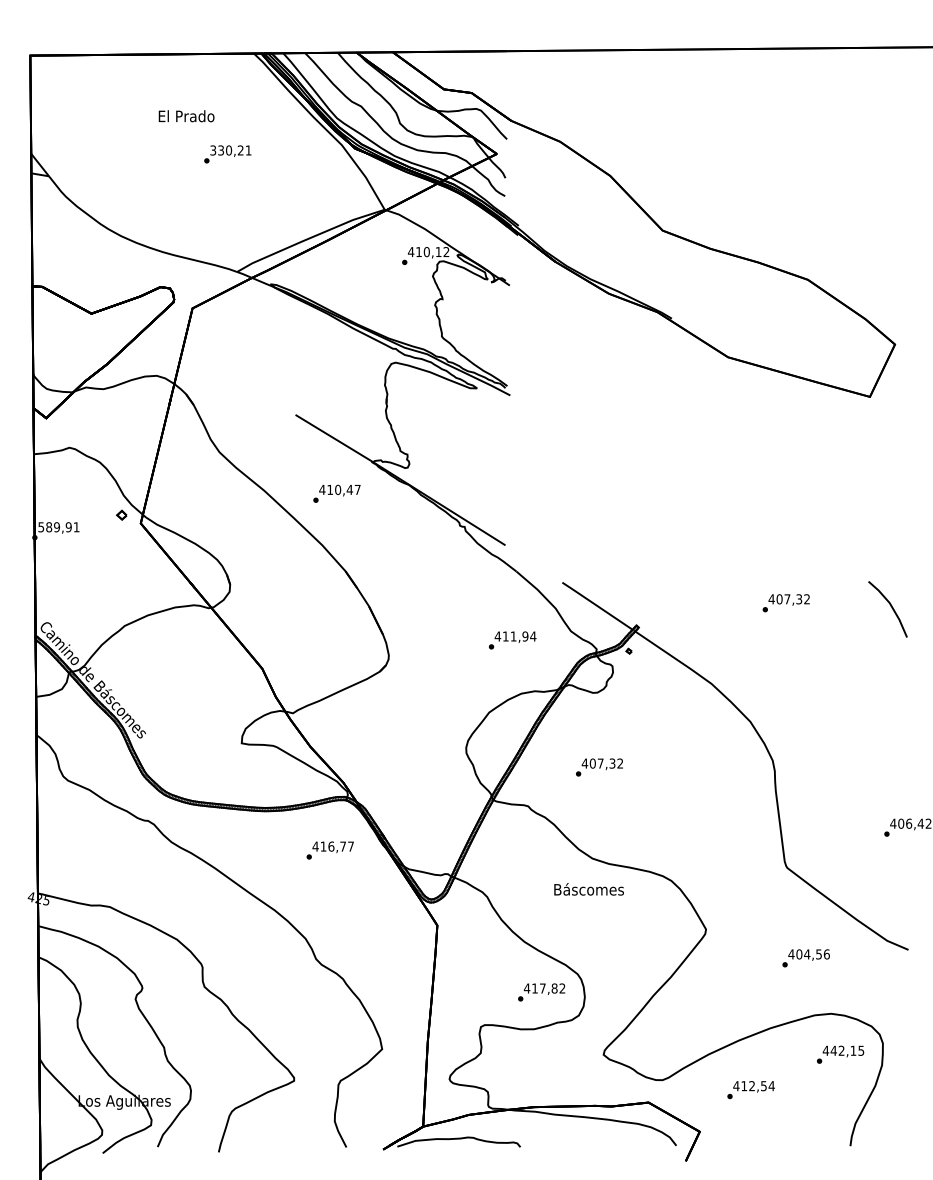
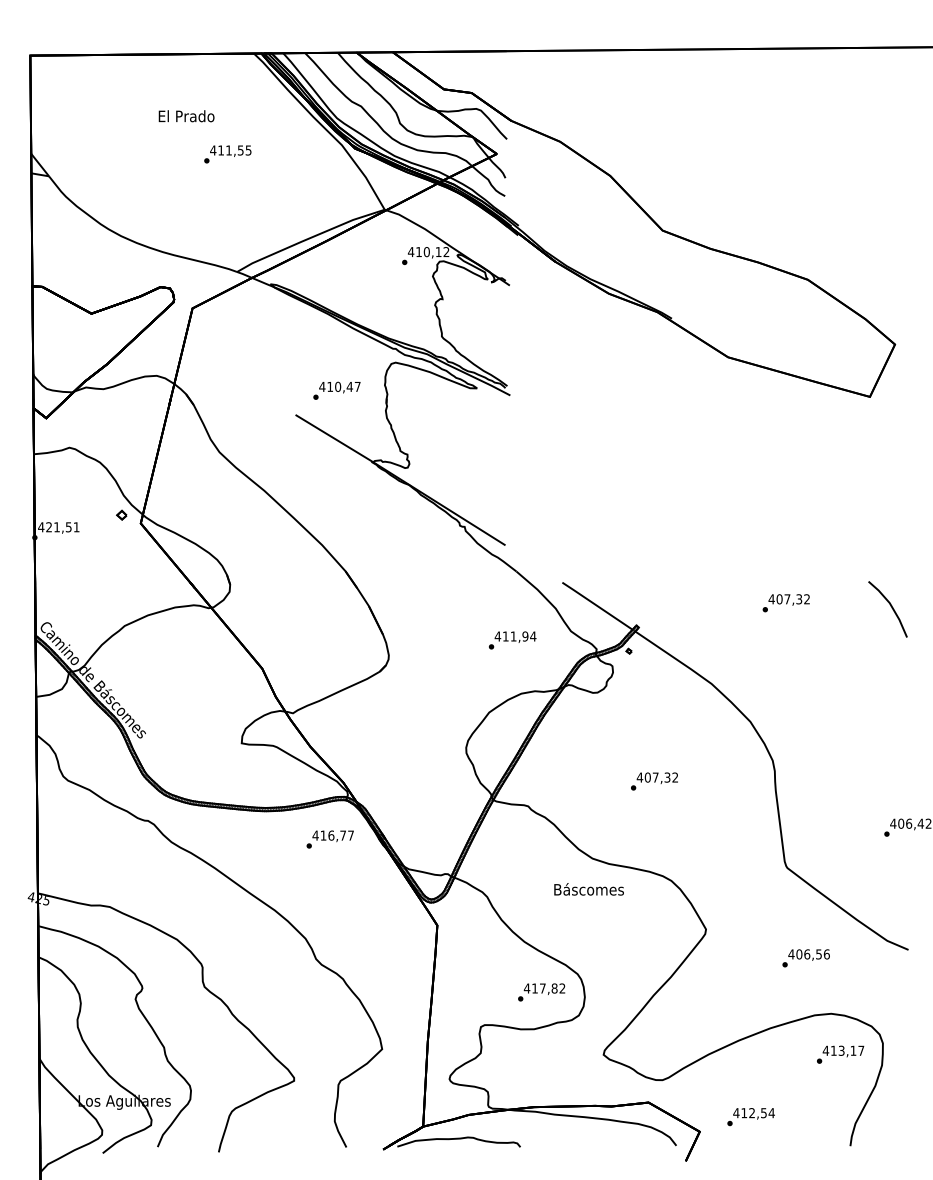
text: 330,21 -> 411,55 (230, 150)
text position: (336, 493) -> (336, 390) (336, 390)
text: 589,91 -> 421,51 (54, 527)
text position: (599, 767) -> (654, 781) (654, 781)
text position: (329, 850) -> (329, 839) (329, 839)
text: 404,56 -> 406,56 (807, 954)
text: 442,15 -> 413,17 (847, 1050)
text position: (750, 1090) -> (750, 1117) (750, 1117)
